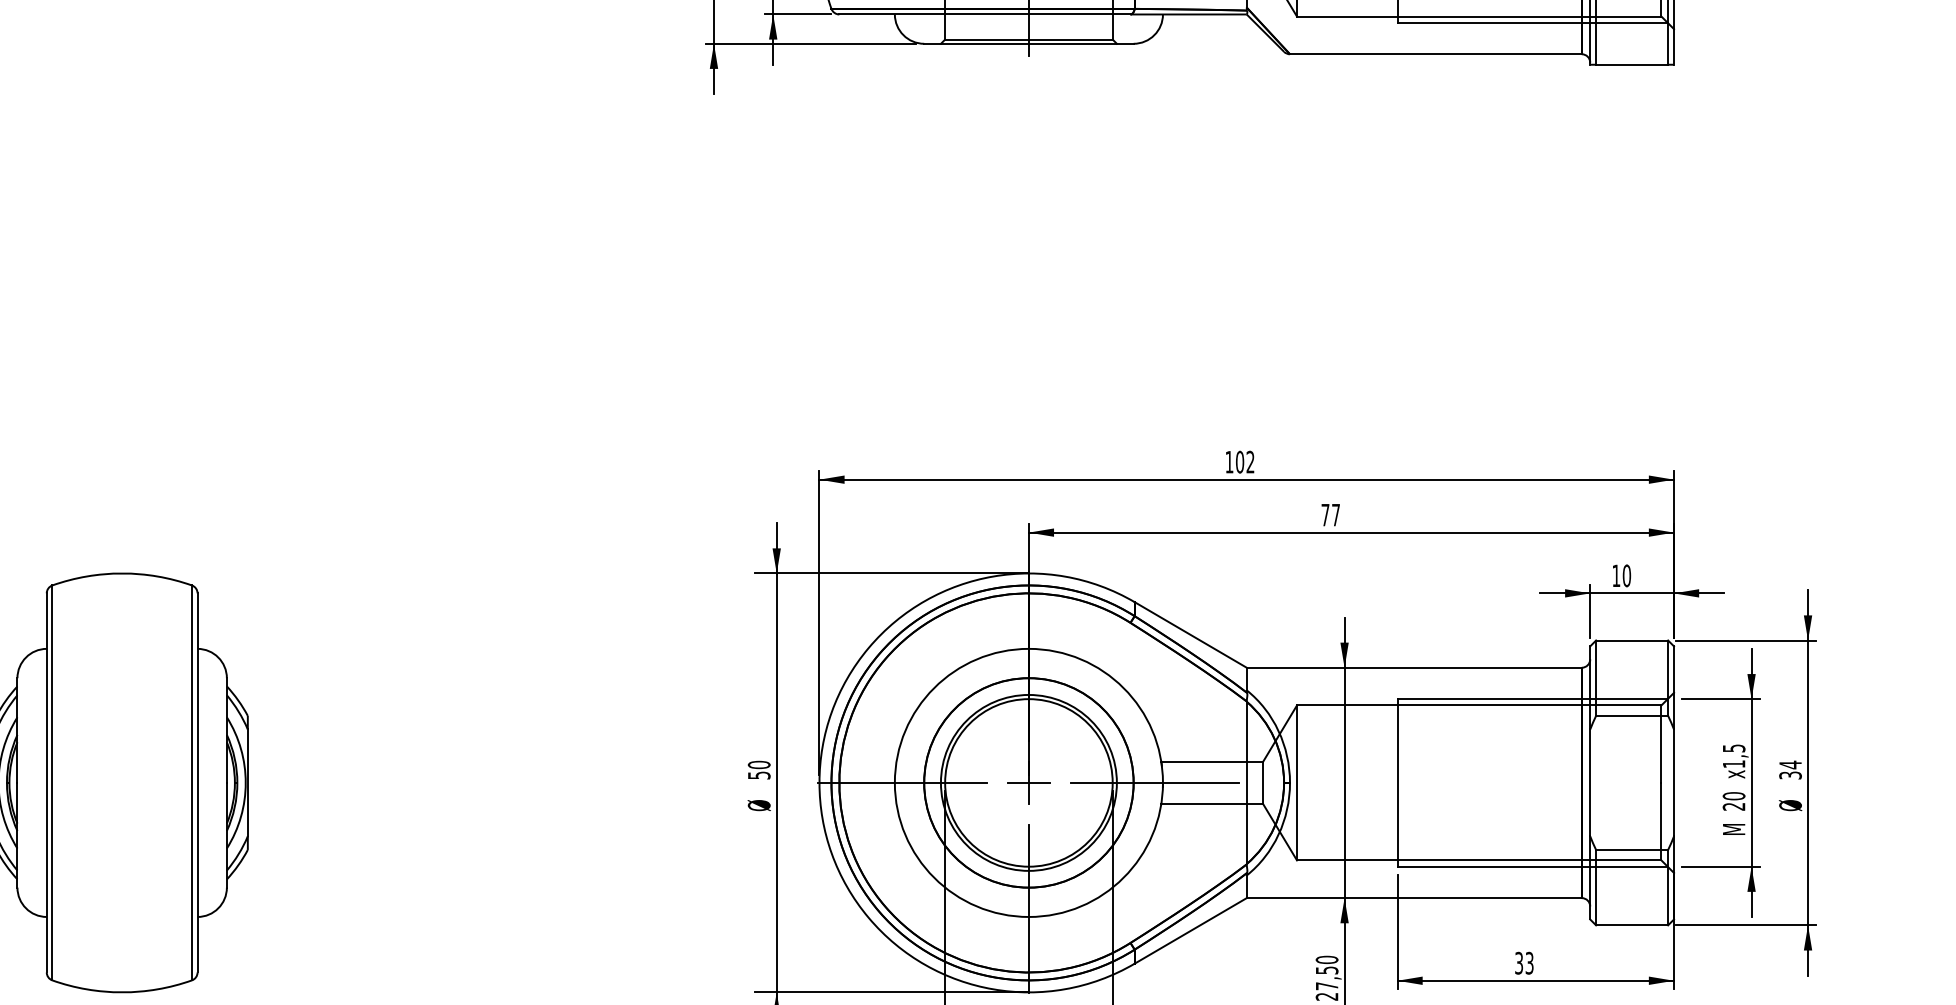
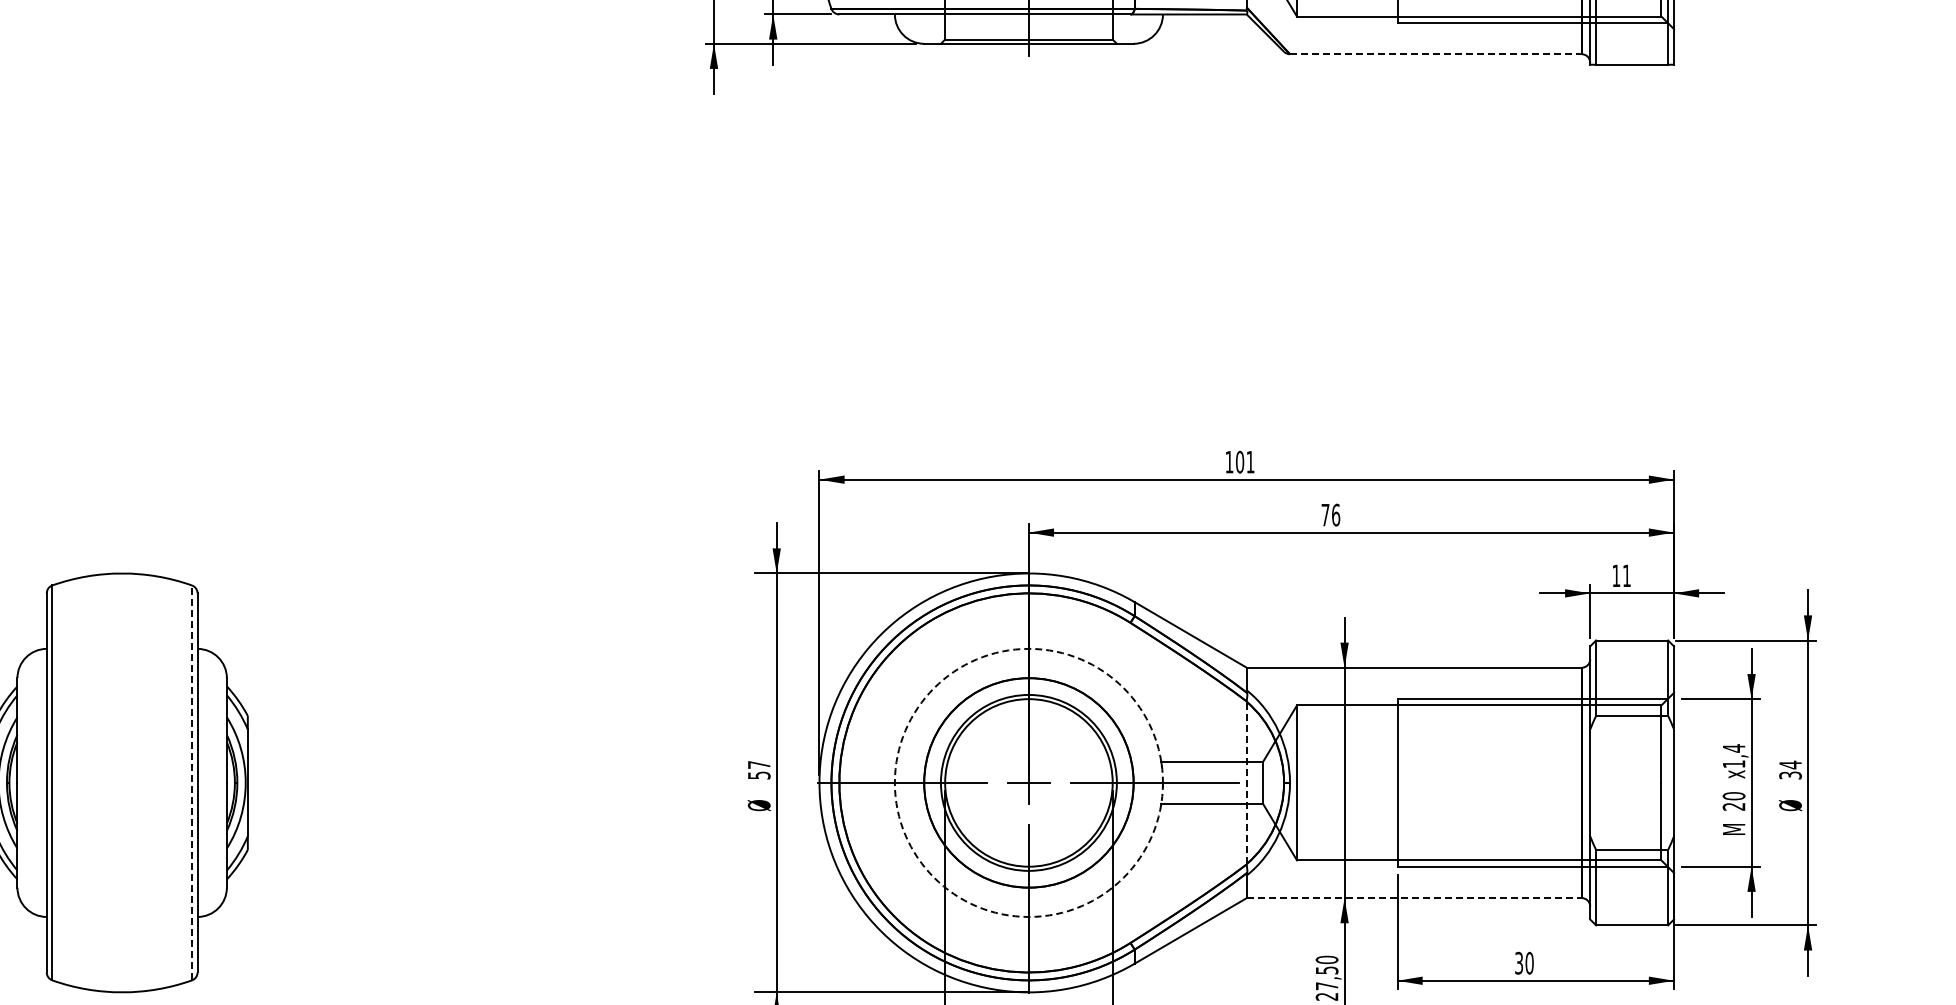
line: solid -> dashed (1435, 54)
text: 102 -> 101 (1250, 461)
text: 77 -> 76 (1336, 514)
text: 10 -> 11 (1626, 575)
text: x1,5 -> x1,4 (1734, 748)
text: 50 -> 57 (758, 764)
line: solid -> dashed (192, 782)
circle: solid -> dashed (1028, 782)
line: solid -> dashed (1246, 782)
line: solid -> dashed (1414, 898)
text: 33 -> 30 (1529, 962)
